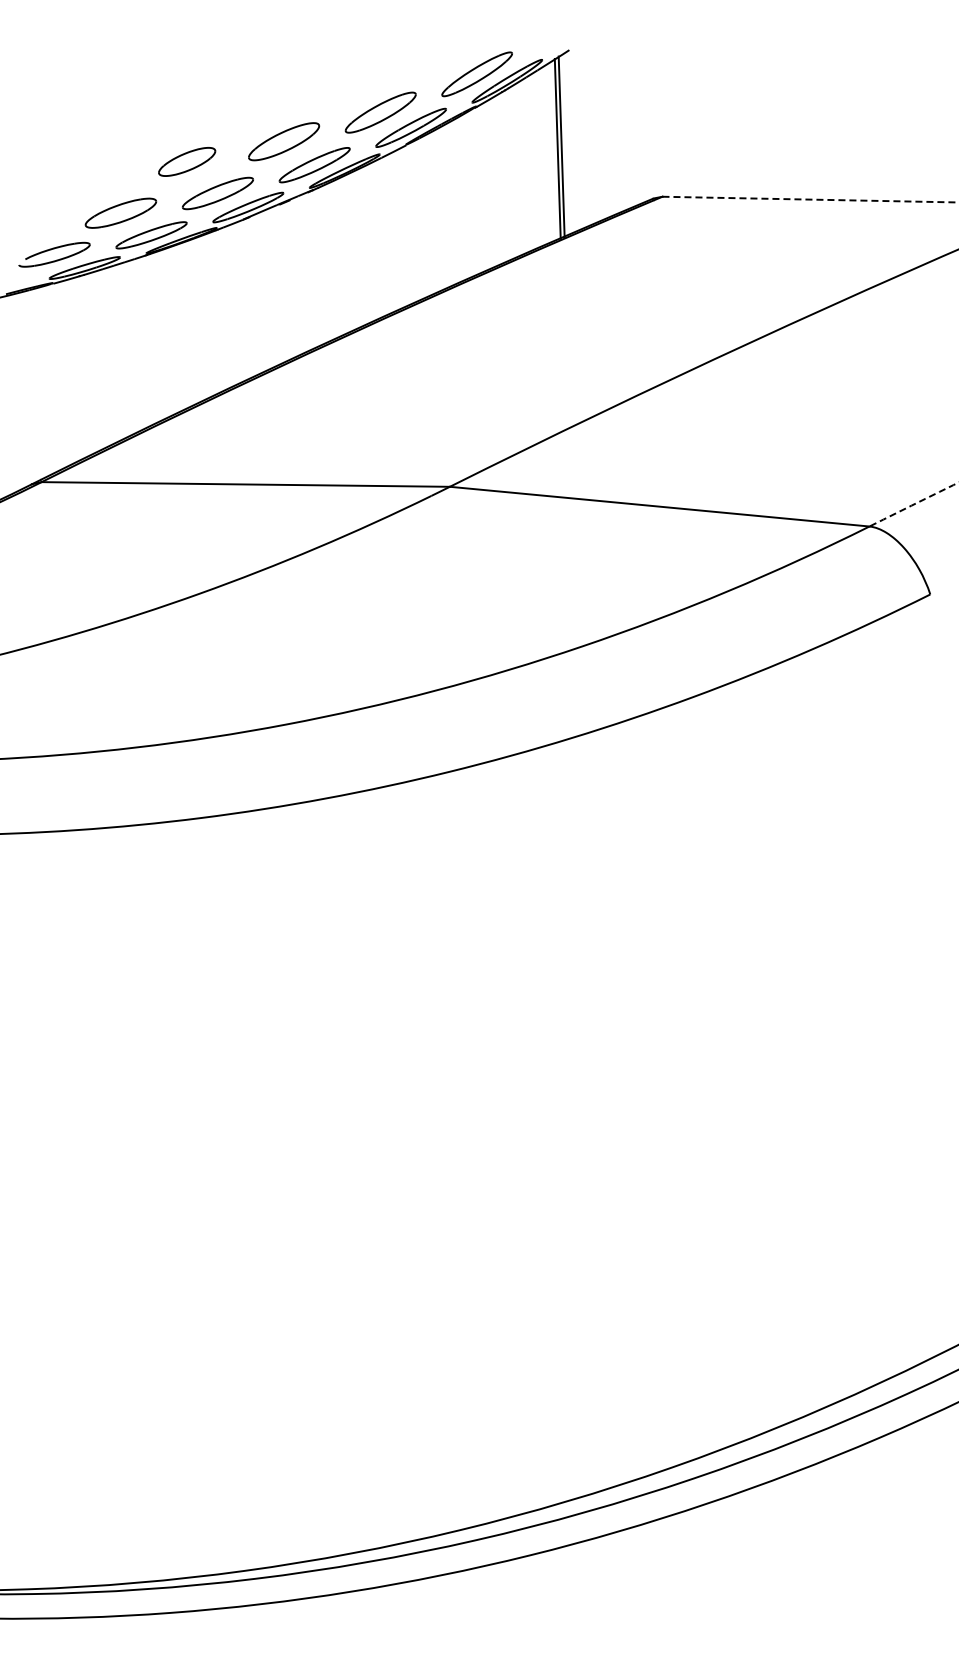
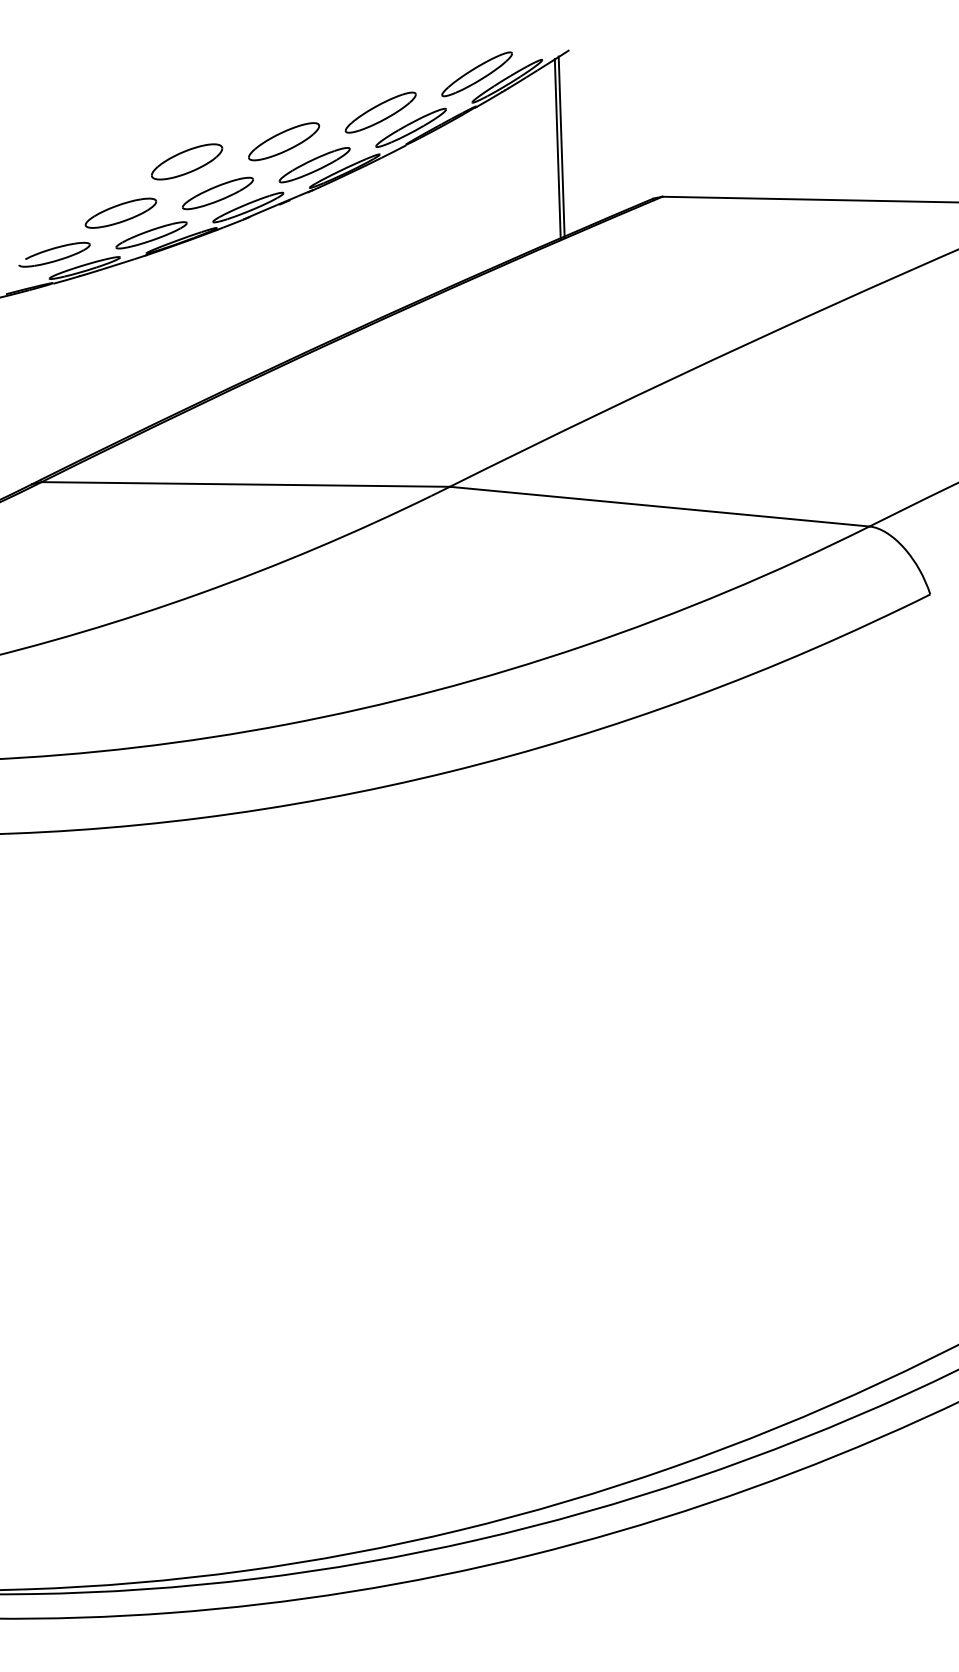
part size: 59x30 px -> 73x38 px (187, 161)
line: dashed -> solid (811, 199)
arc: dashed -> solid (913, 504)
